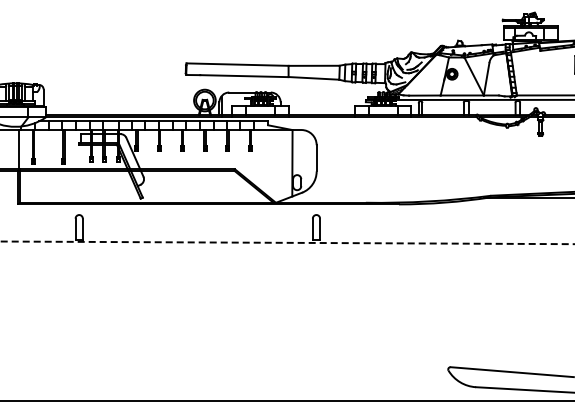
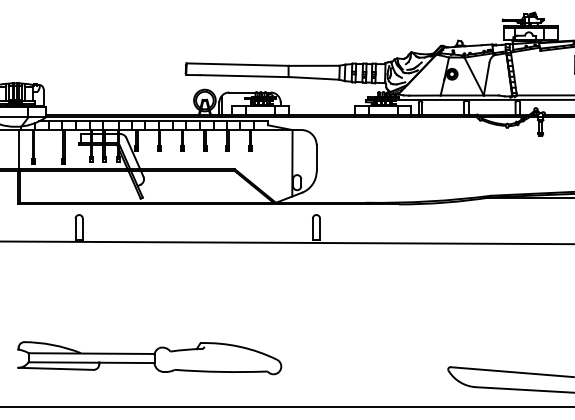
line: dashed -> solid (287, 242)
part: none -> present (149, 358)
line position: (286, 401) -> (286, 407) (286, 407)
